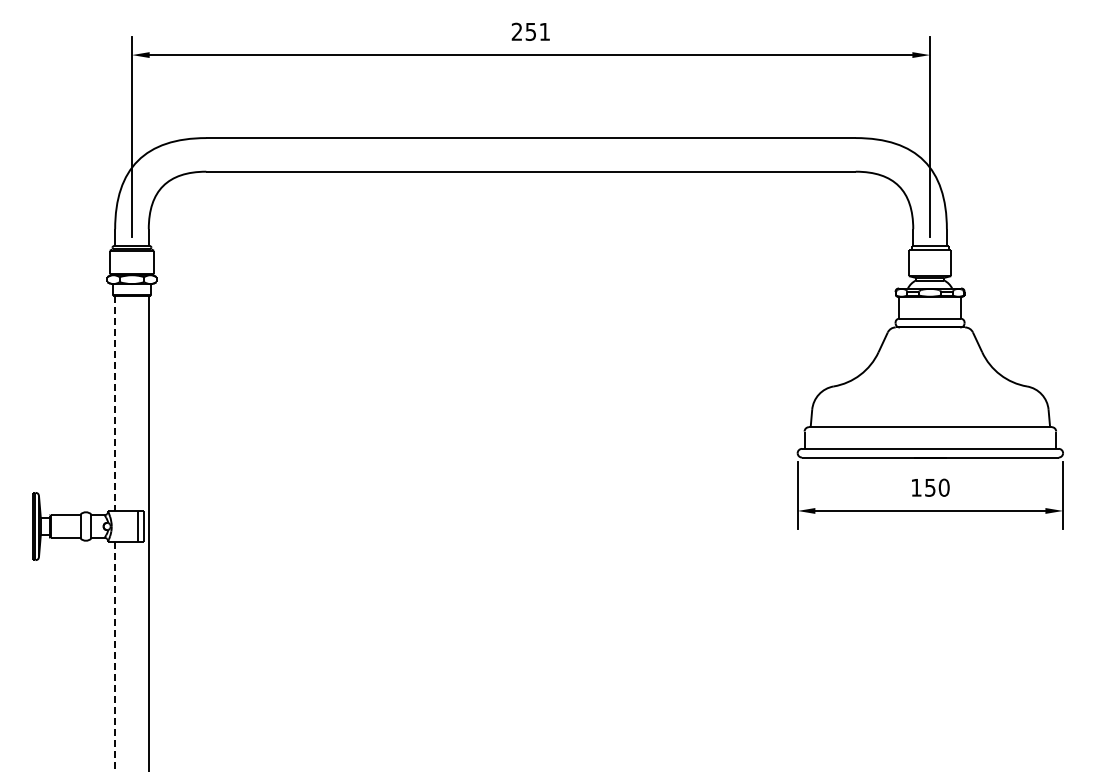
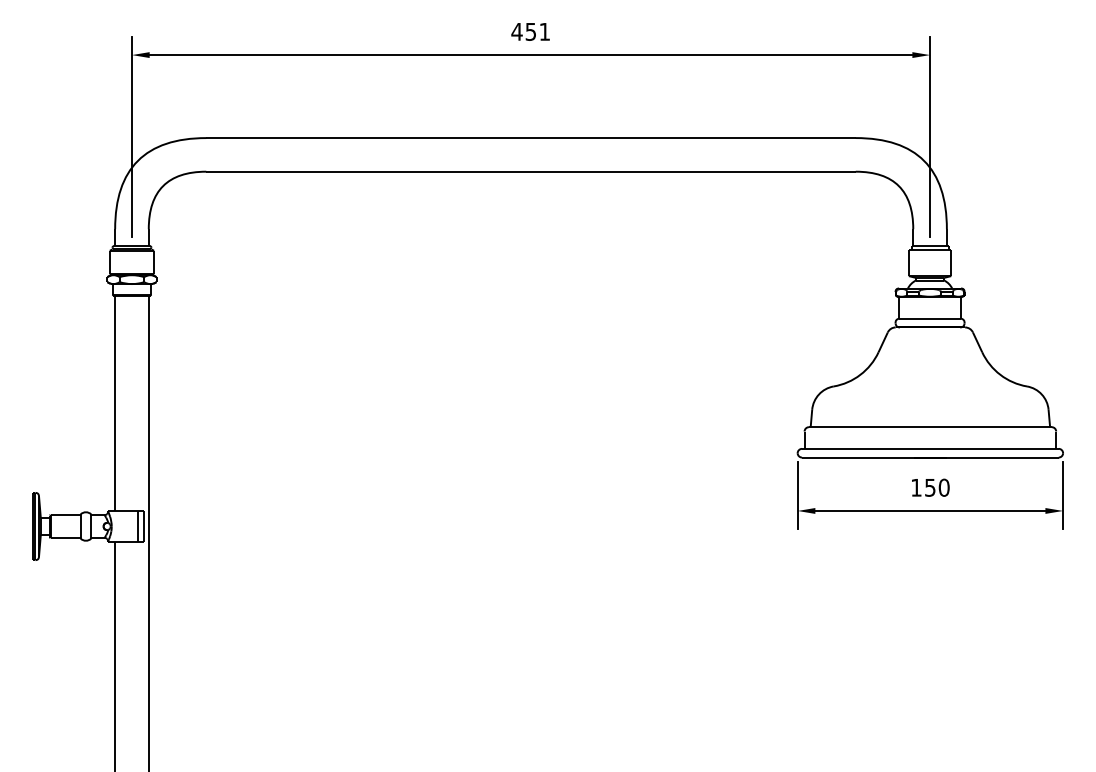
text: 251 -> 451 (516, 31)
line: dashed -> solid (115, 403)
line: dashed -> solid (115, 656)
